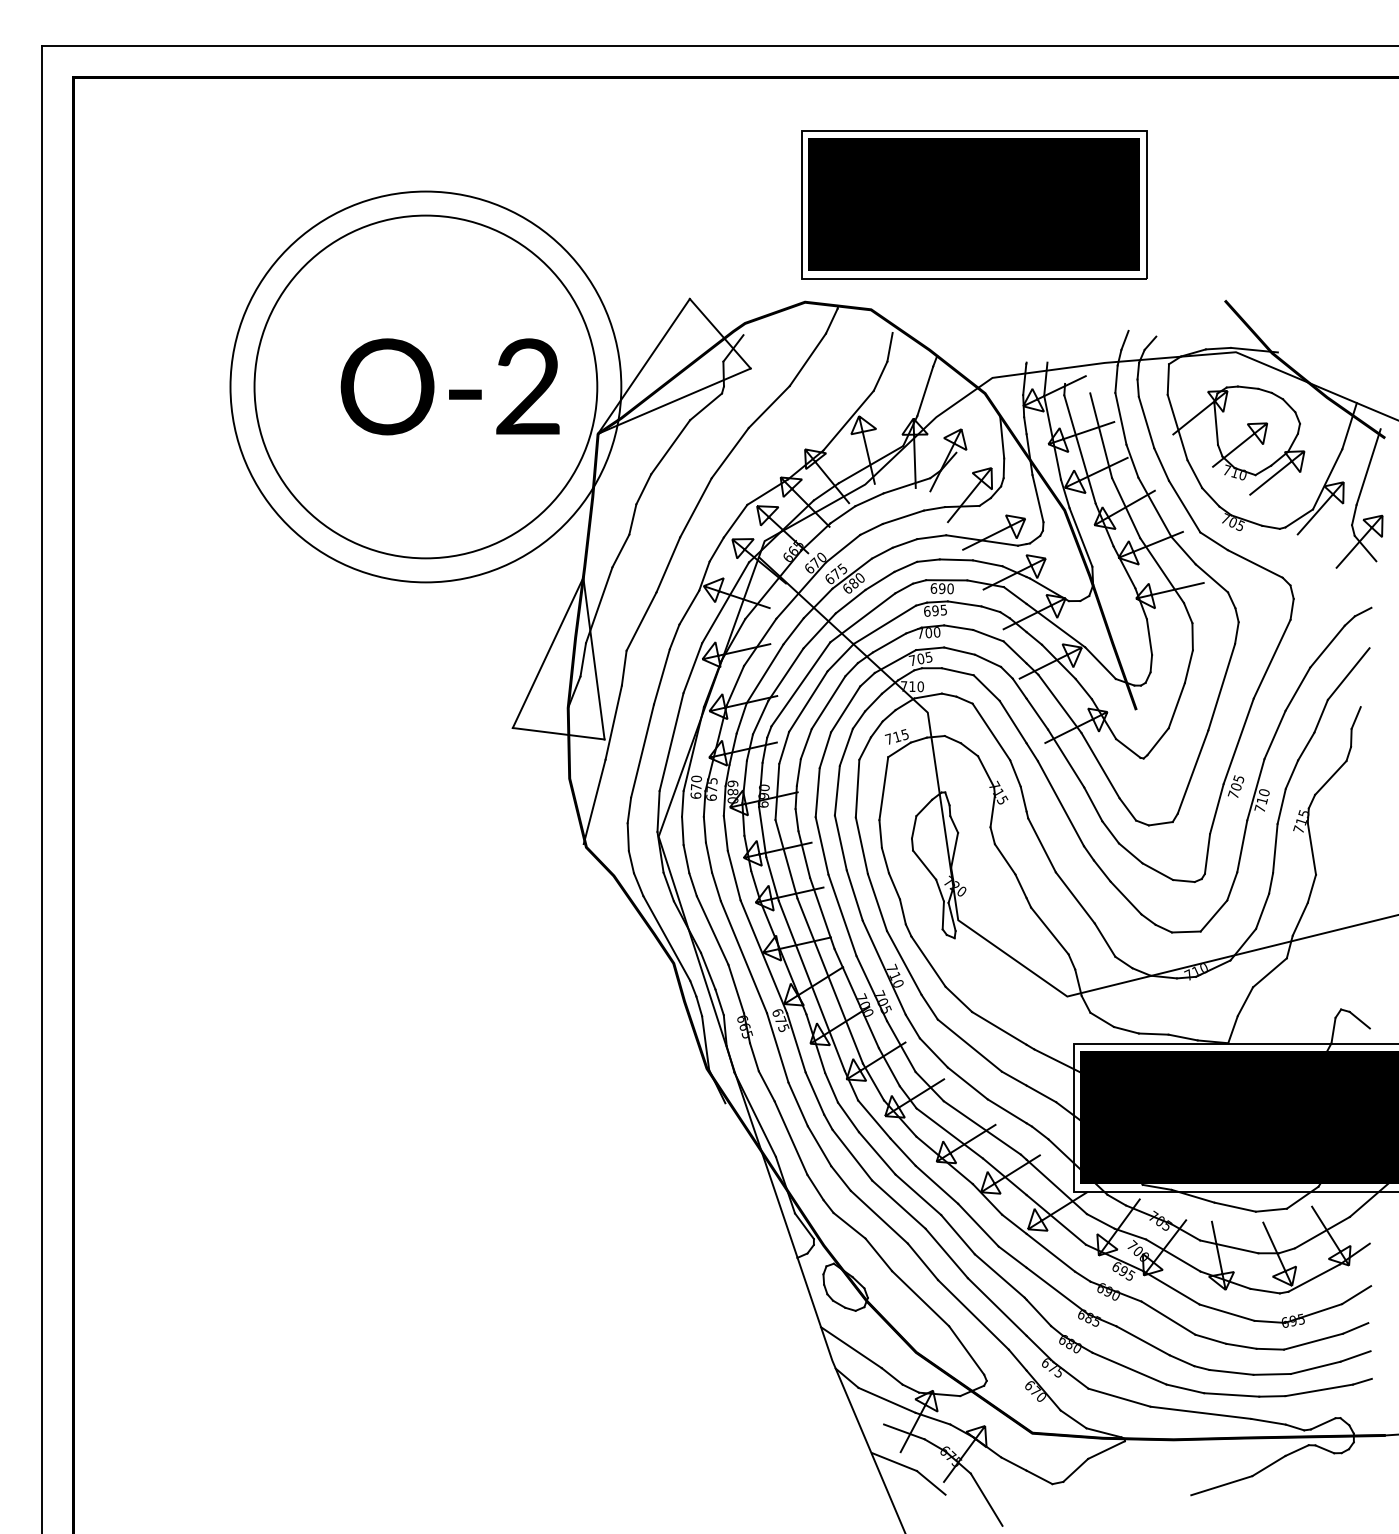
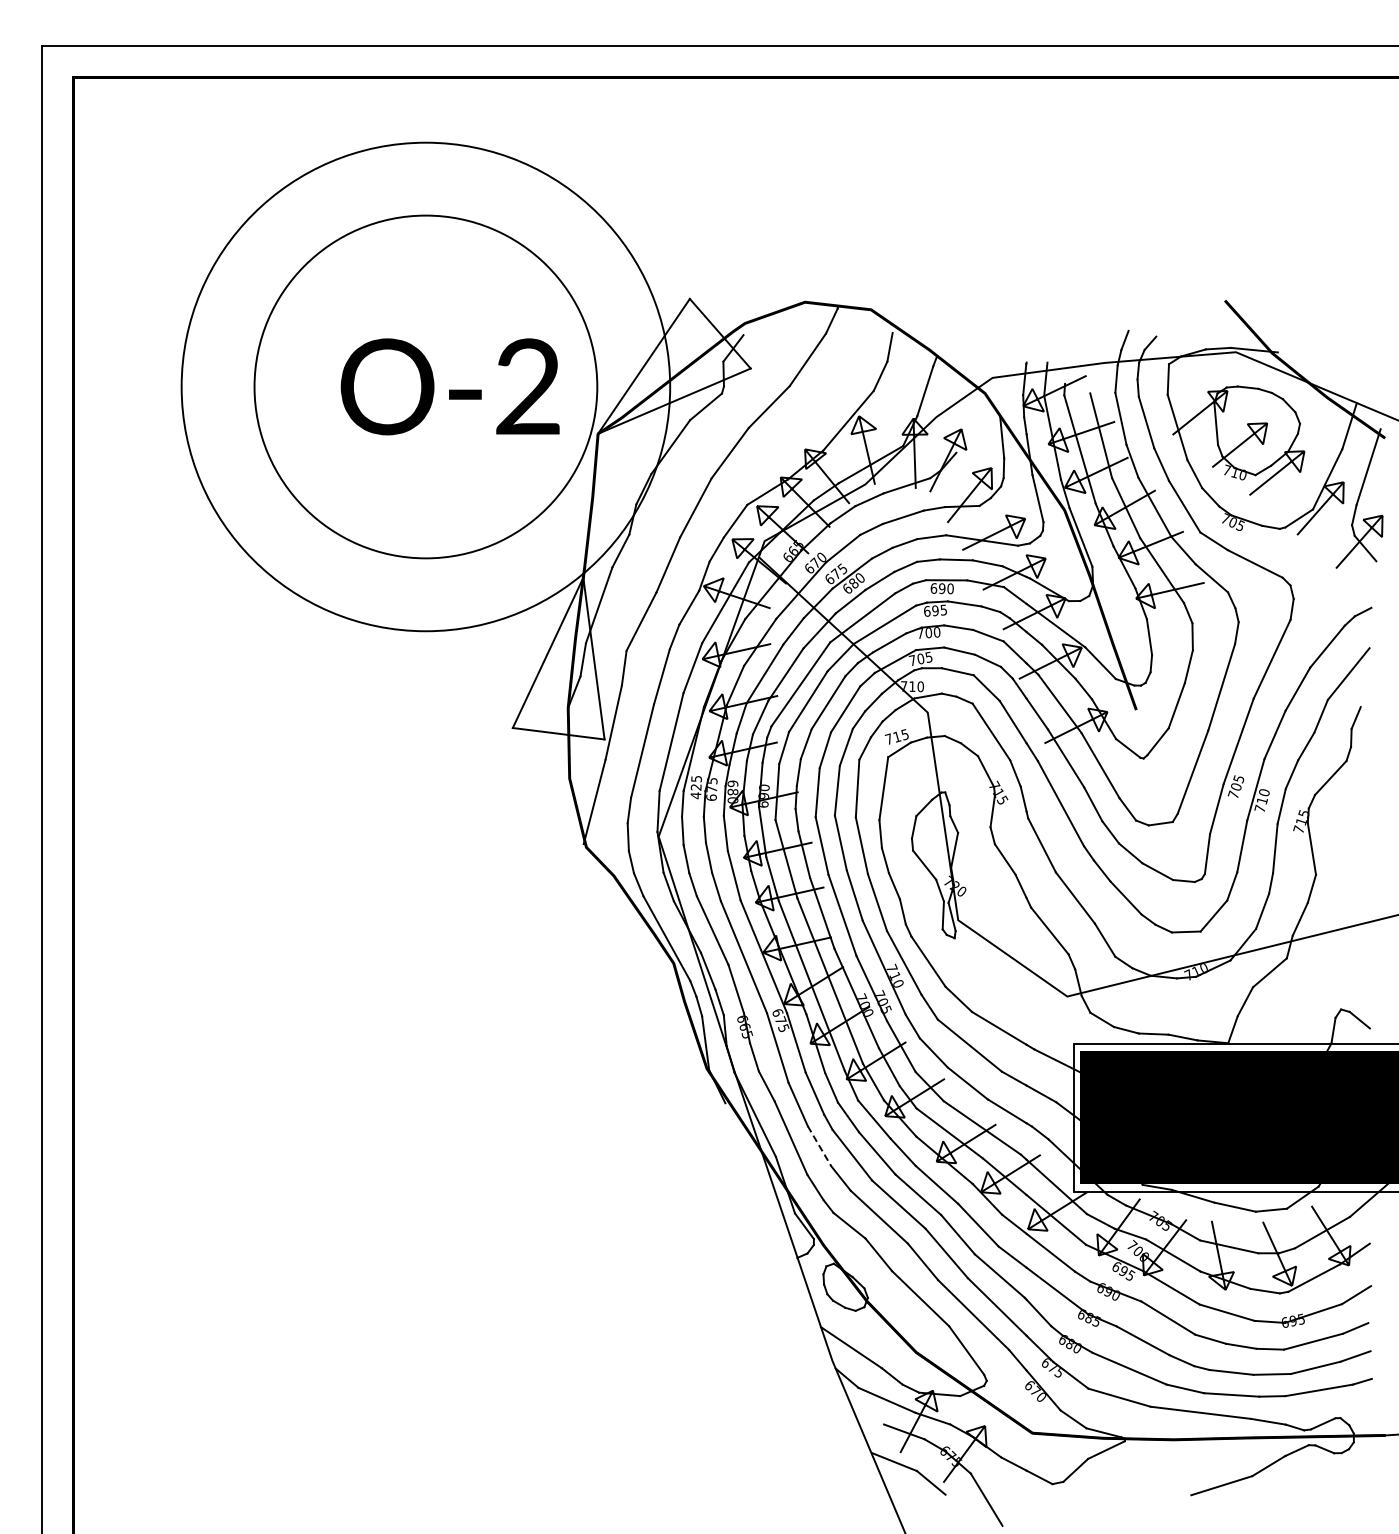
part: present -> none (974, 204)
circle diameter: 391 px -> 489 px (425, 386)
text: 670 -> 425 (695, 787)
line: solid -> dashed (819, 1146)
